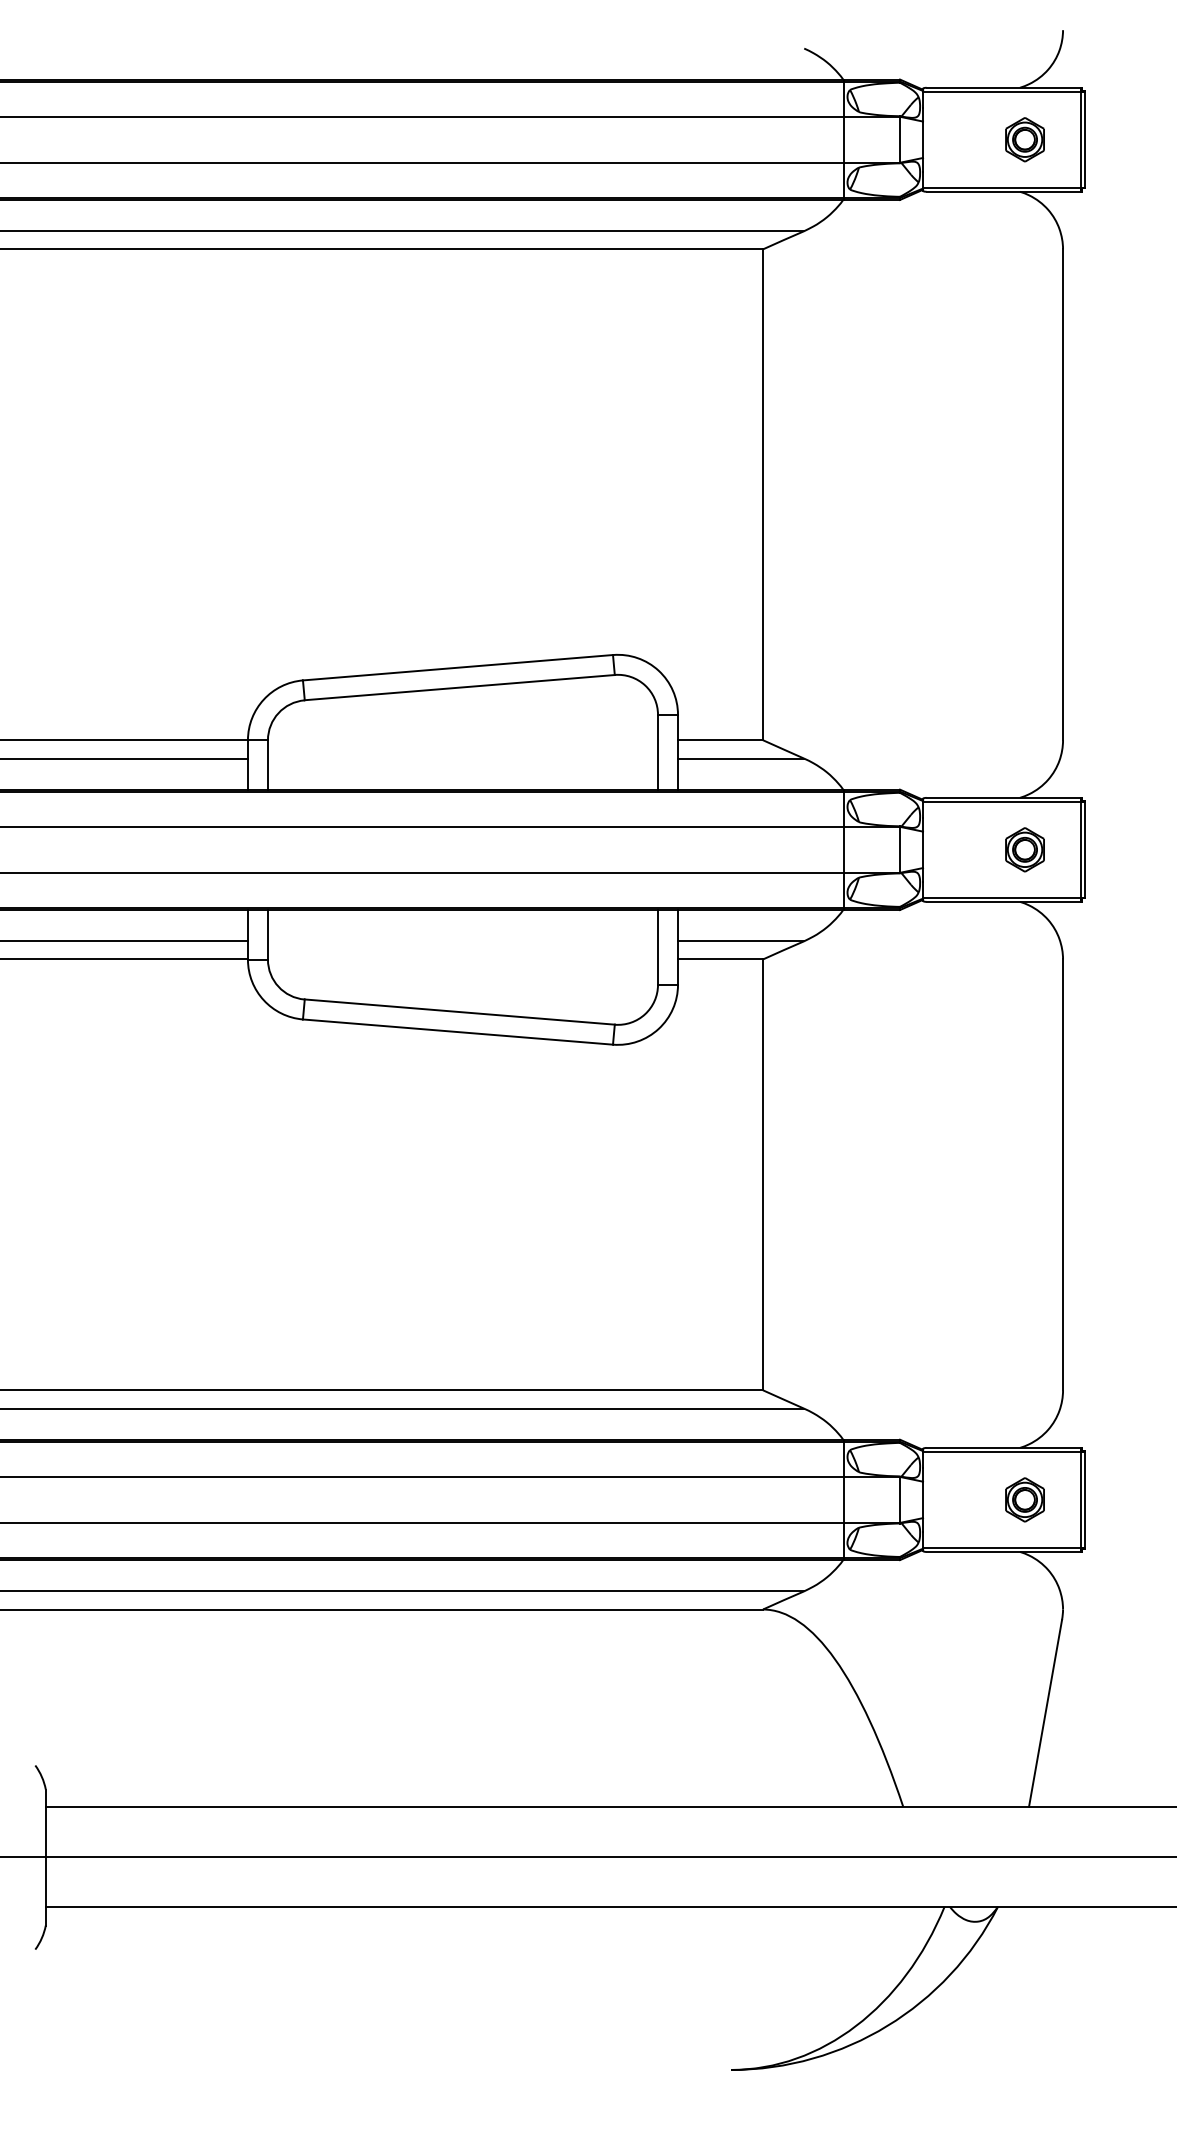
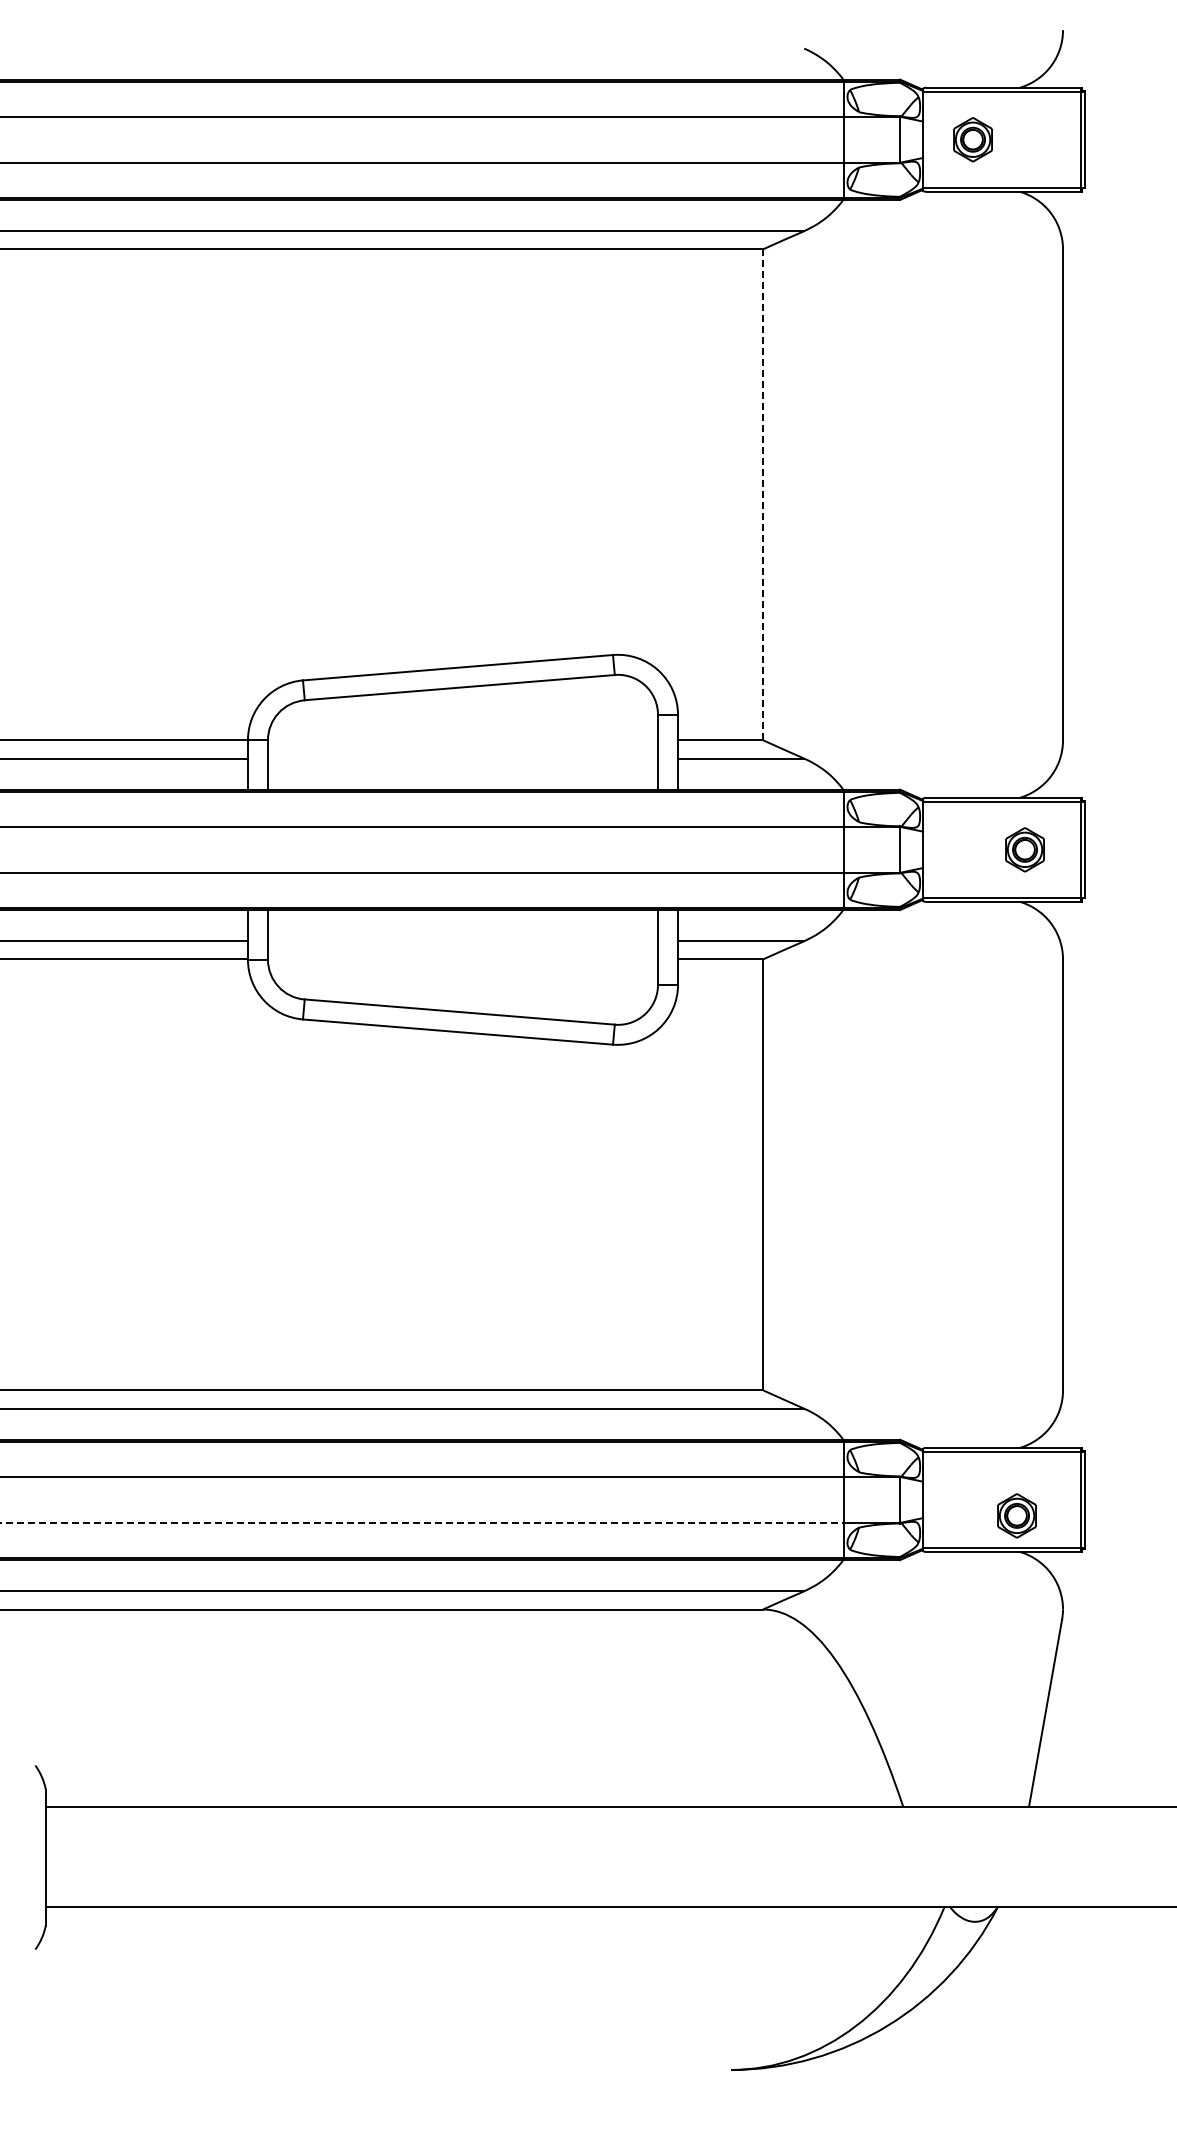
part position: (1024, 139) -> (972, 139) (972, 139)
line: solid -> dashed (763, 494)
part position: (1024, 1499) -> (1016, 1515) (1016, 1515)
line: solid -> dashed (422, 1522)
line: present -> none (587, 1856)
